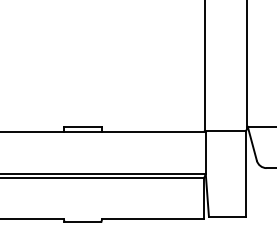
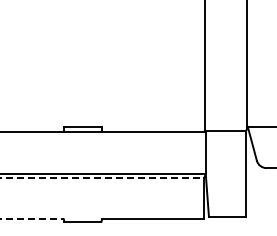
line: solid -> dashed (102, 178)
line: solid -> dashed (32, 219)
